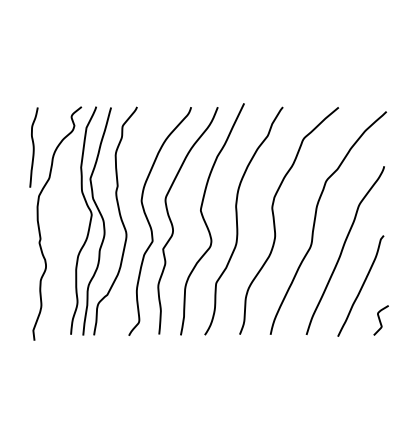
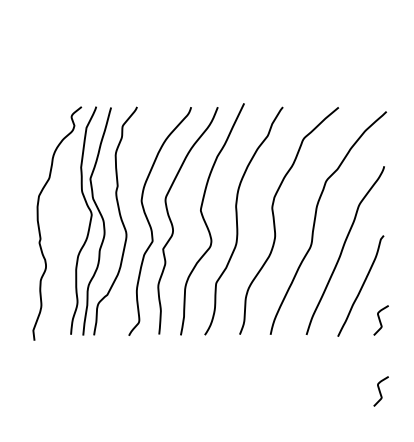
curve: present -> none (33, 147)
curve: none -> present (380, 391)
